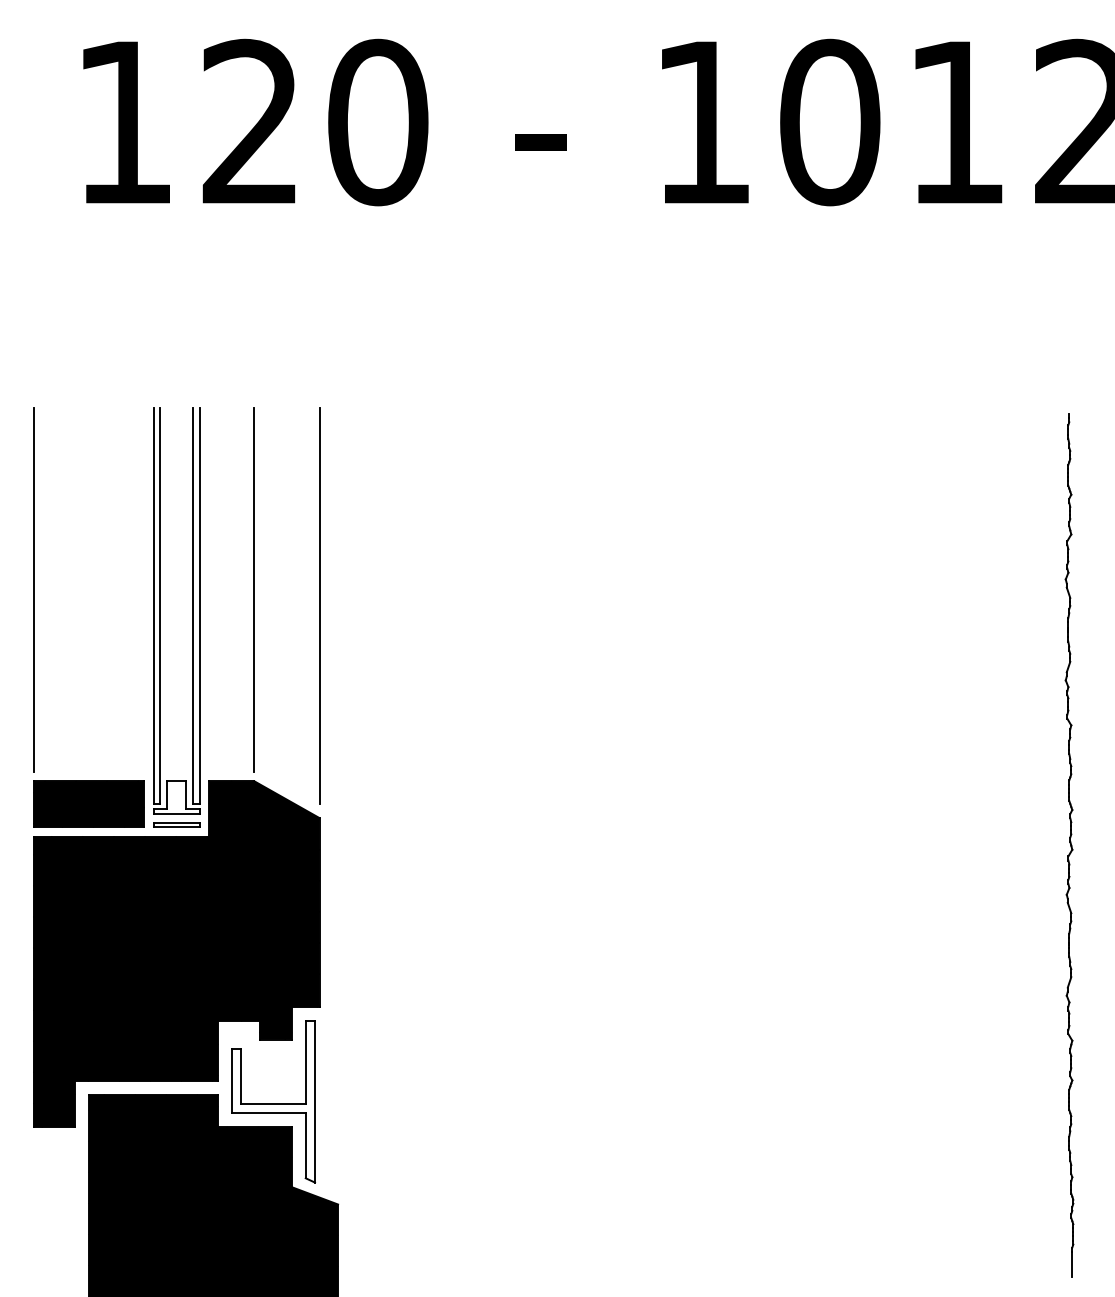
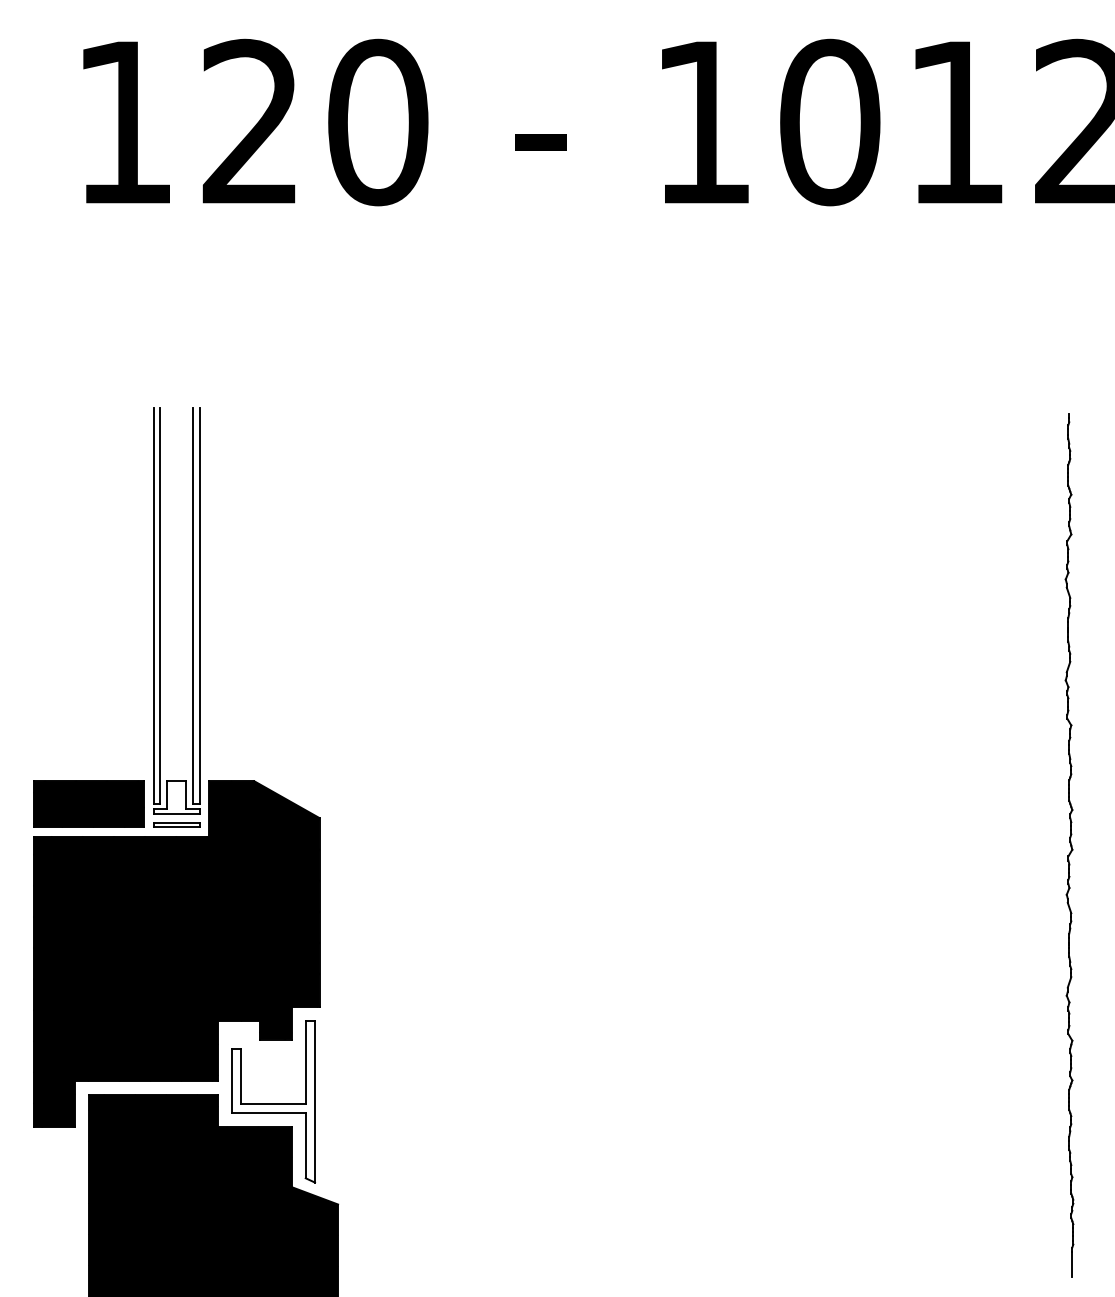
line: present -> none (33, 589)
line: present -> none (254, 589)
line: present -> none (319, 605)
